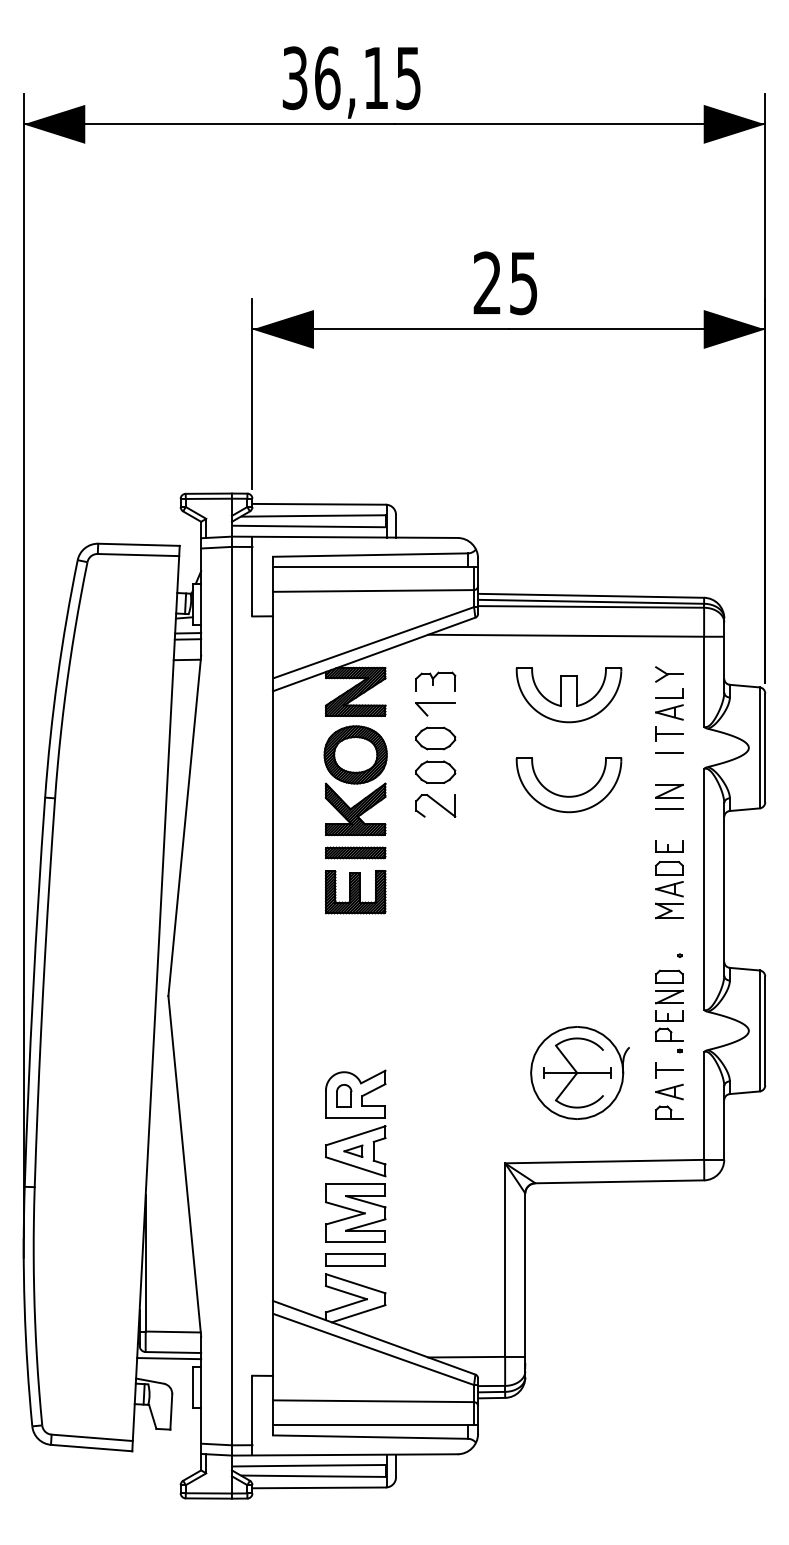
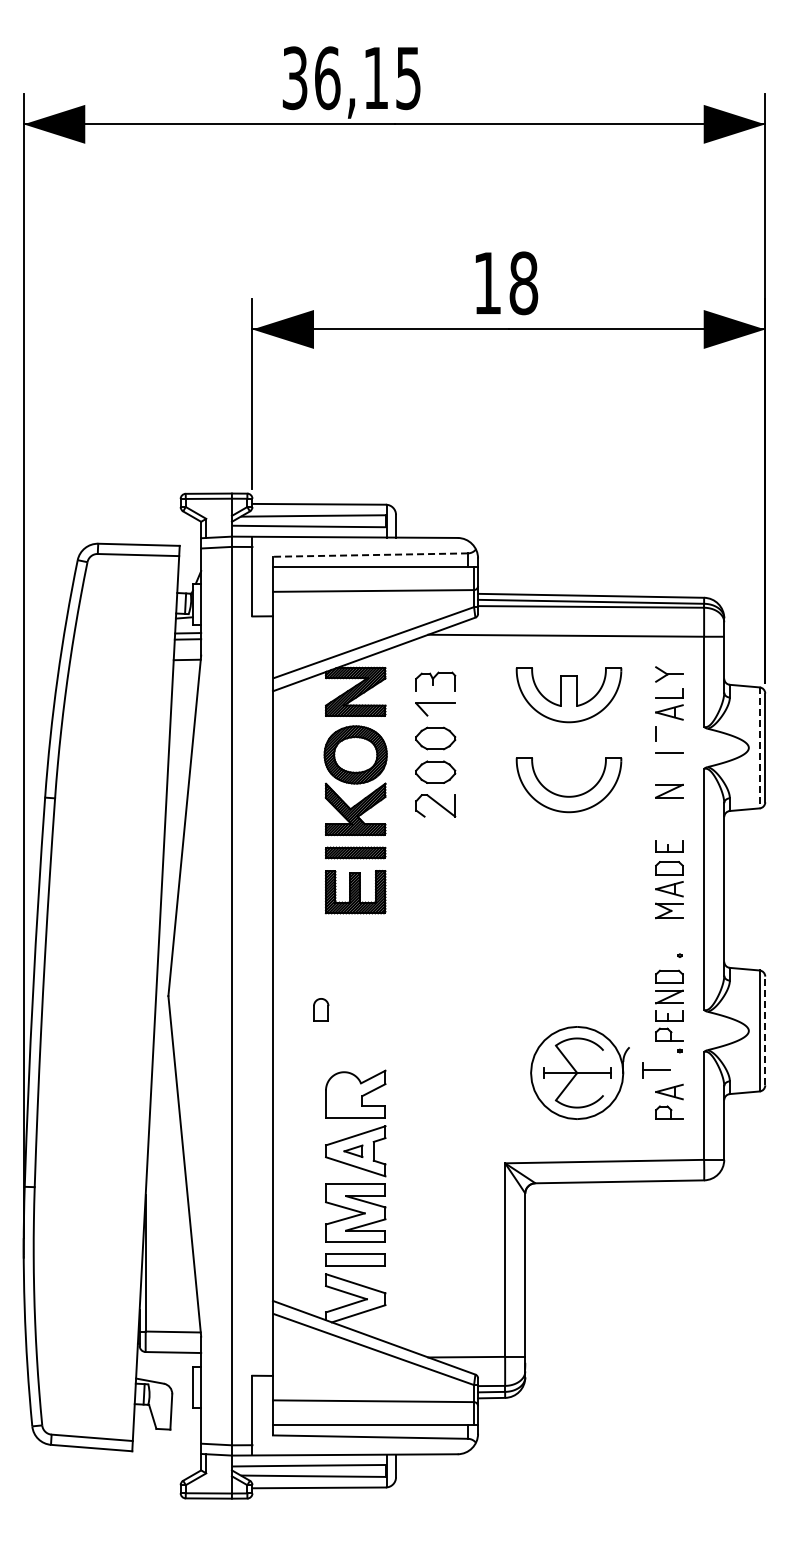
text: 25 -> 18 (505, 283)
line: solid -> dashed (370, 555)
line: present -> none (669, 734)
line: solid -> dashed (759, 748)
line: present -> none (669, 808)
line: solid -> dashed (765, 1030)
part position: (669, 1070) -> (656, 1070) (656, 1070)
part position: (344, 1095) -> (321, 1009) (321, 1009)
line: present -> none (169, 1358)
